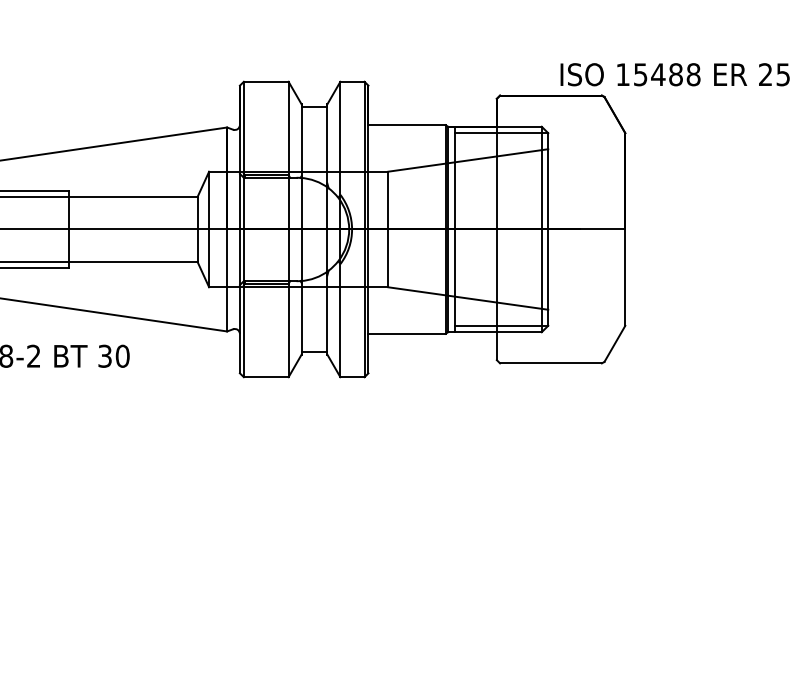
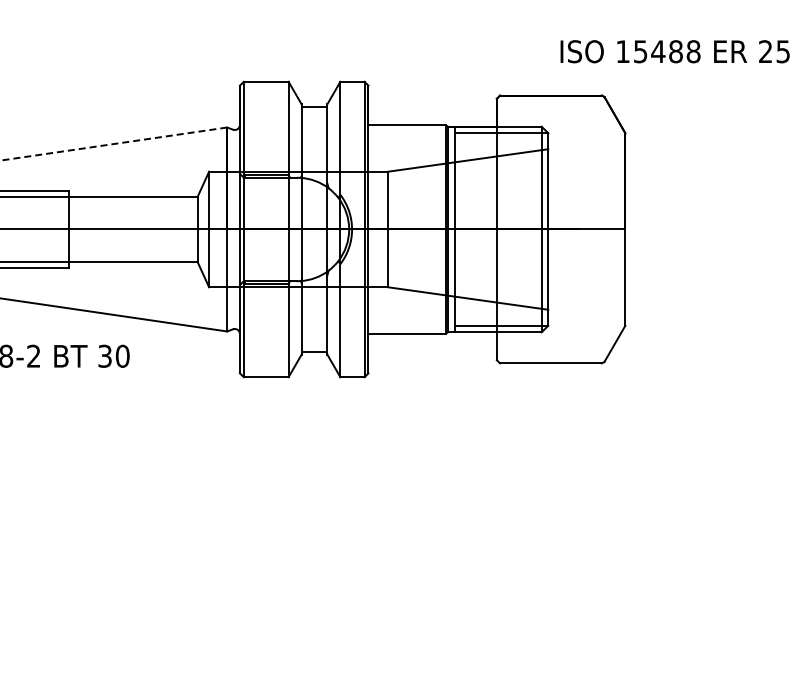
text position: (674, 74) -> (674, 51) (674, 51)
line: solid -> dashed (113, 144)
